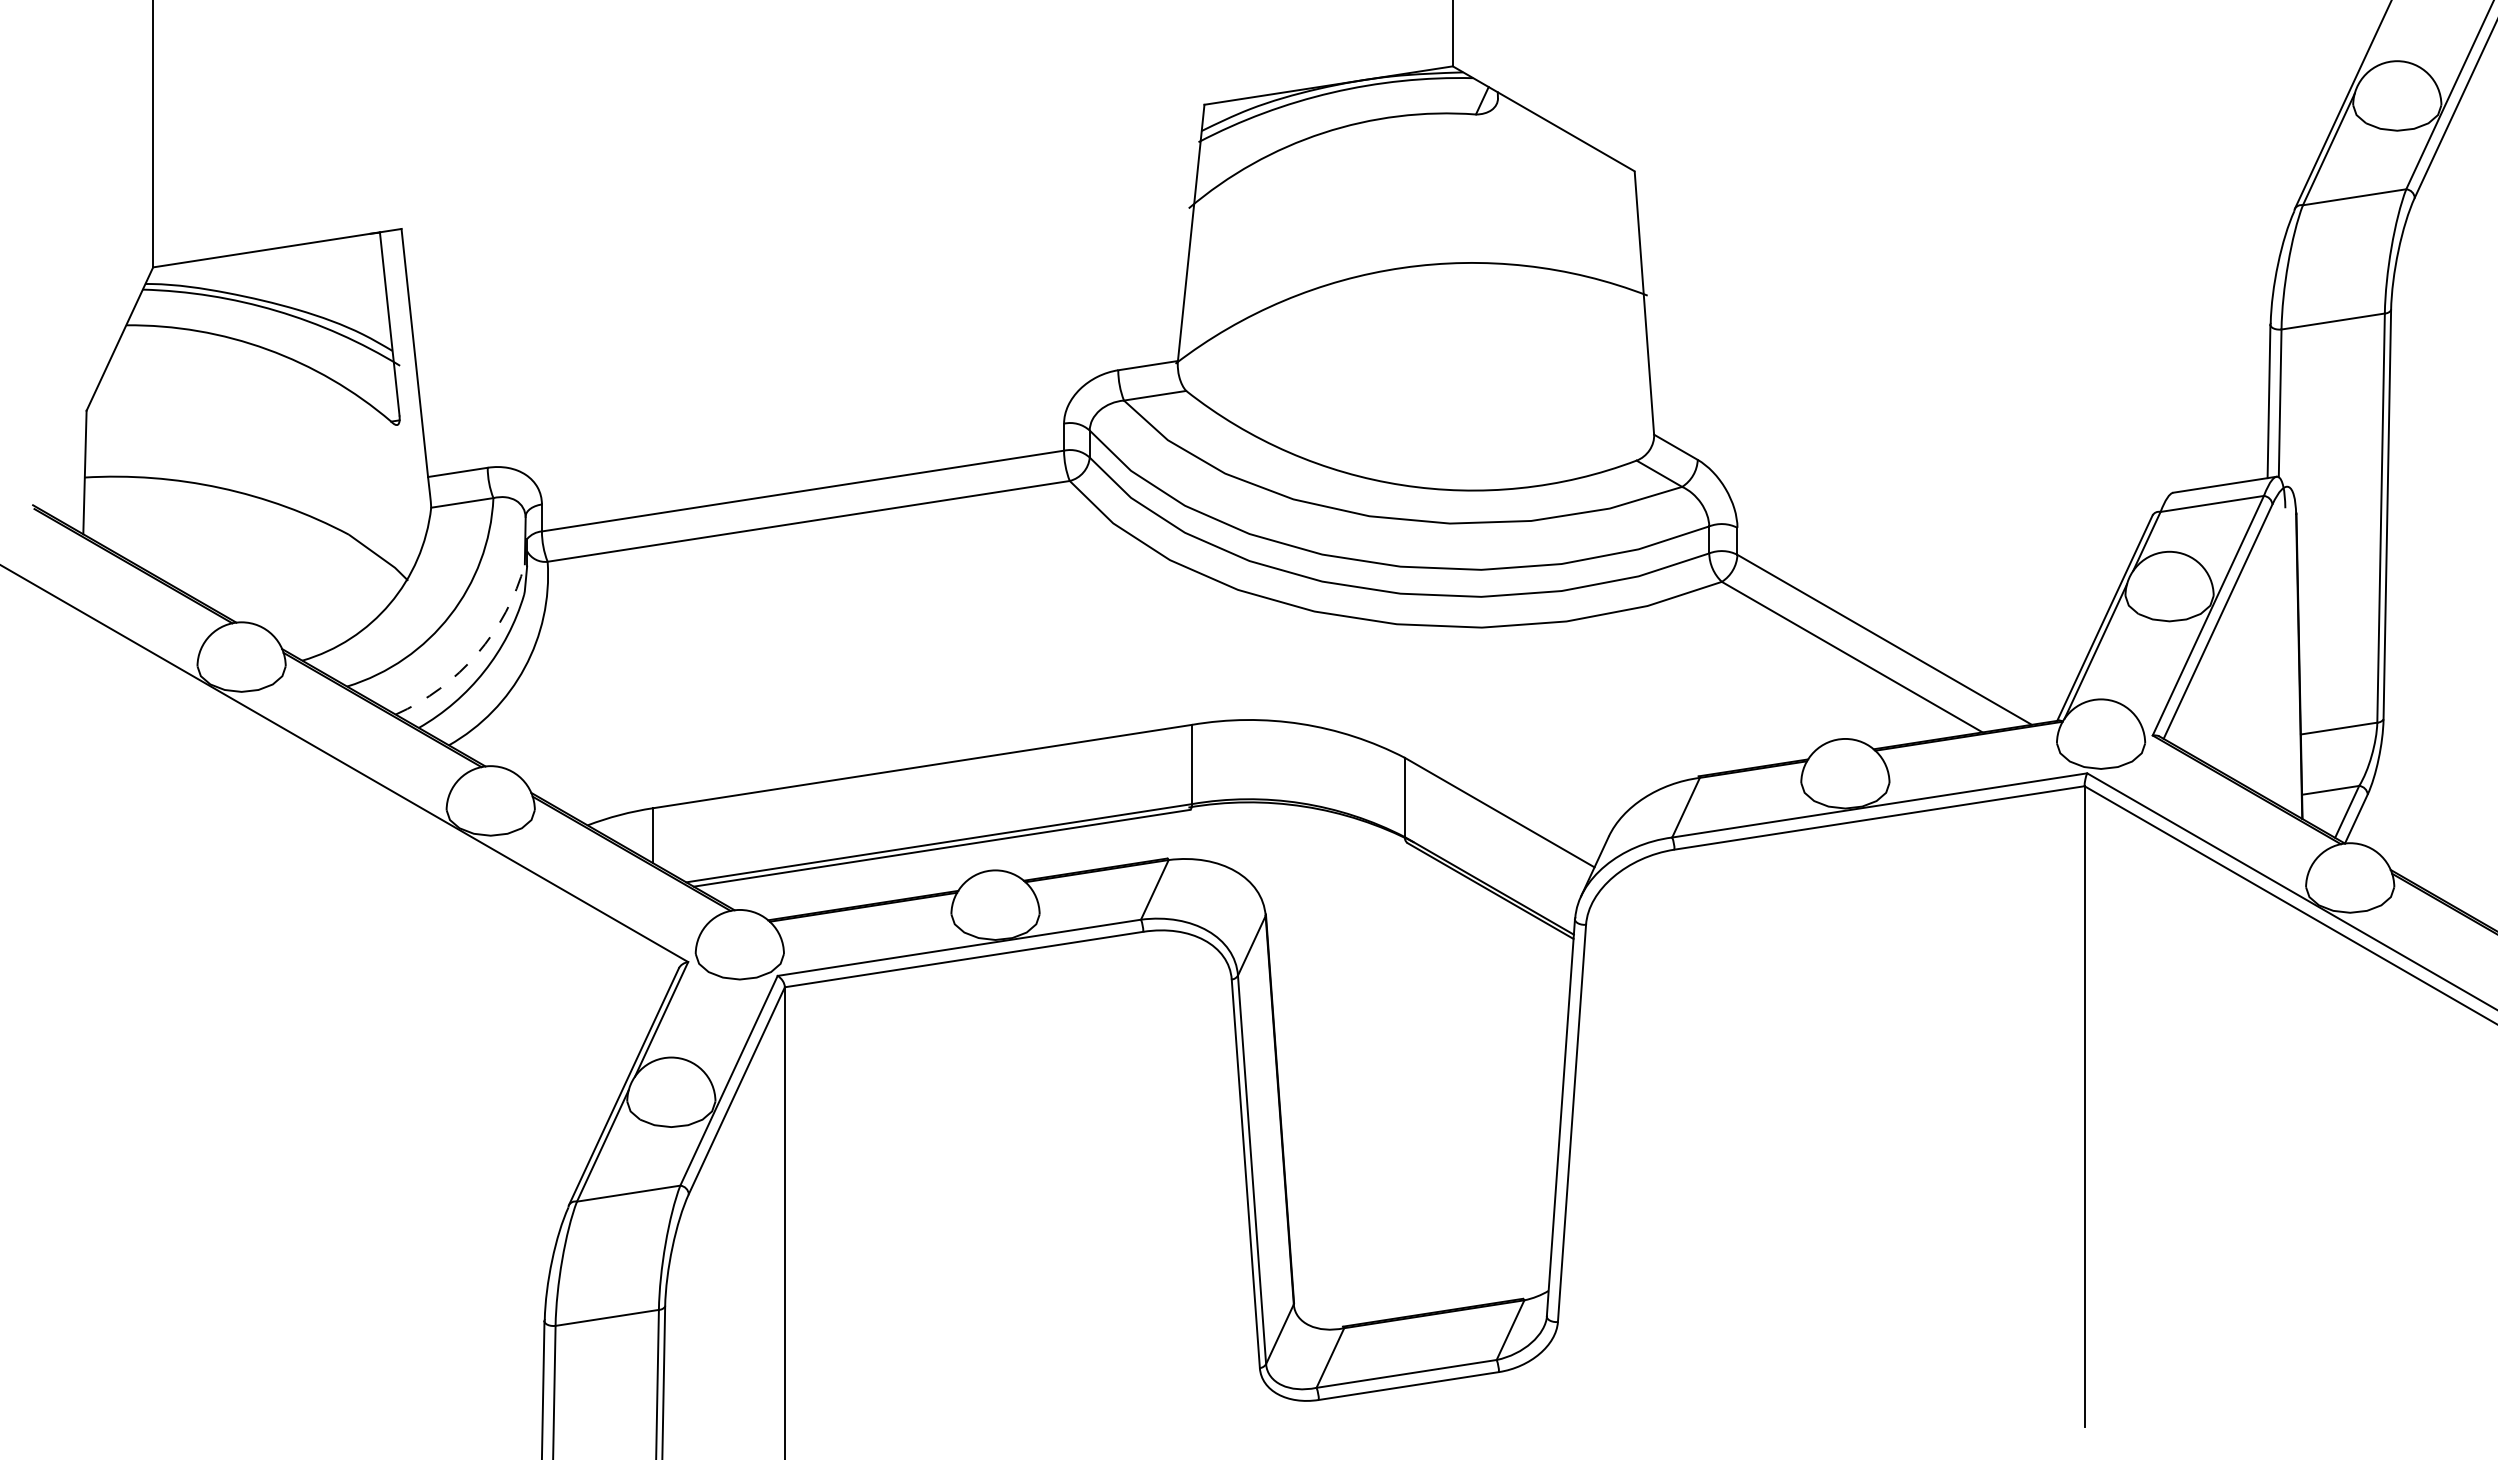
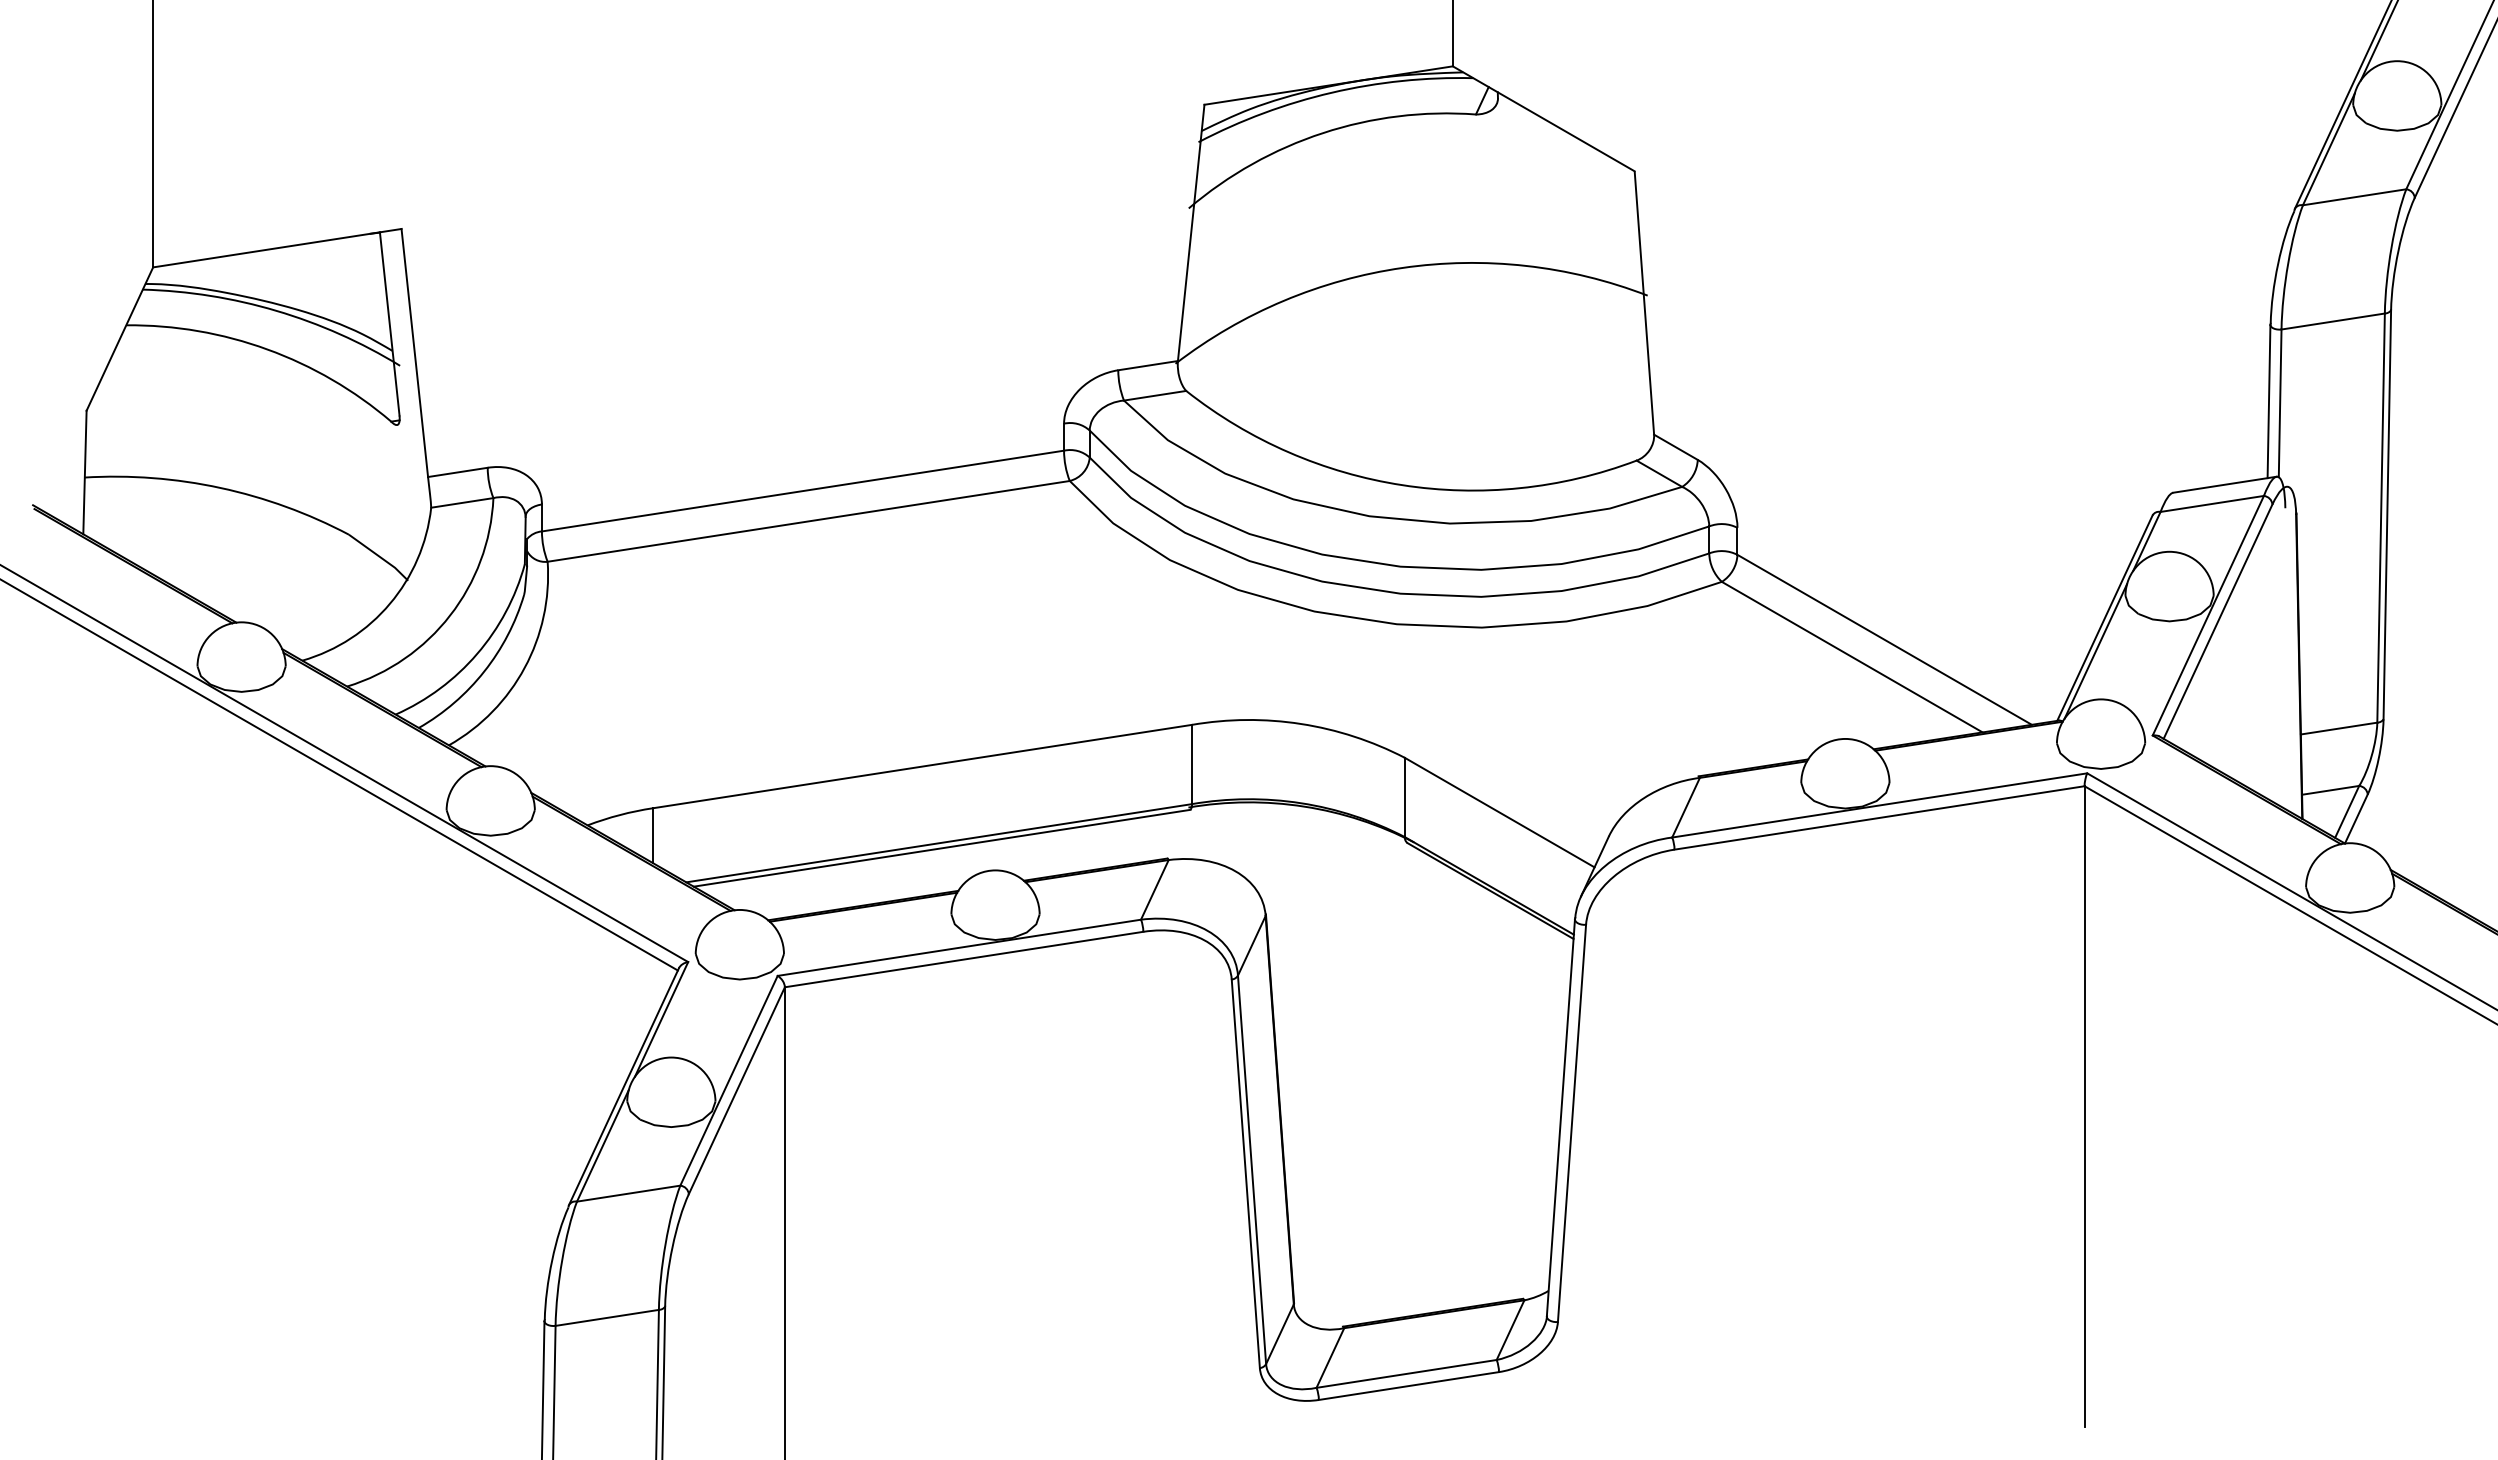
line: none -> present (2378, 41)
arc: dashed -> solid (477, 653)
line: none -> present (339, 775)
